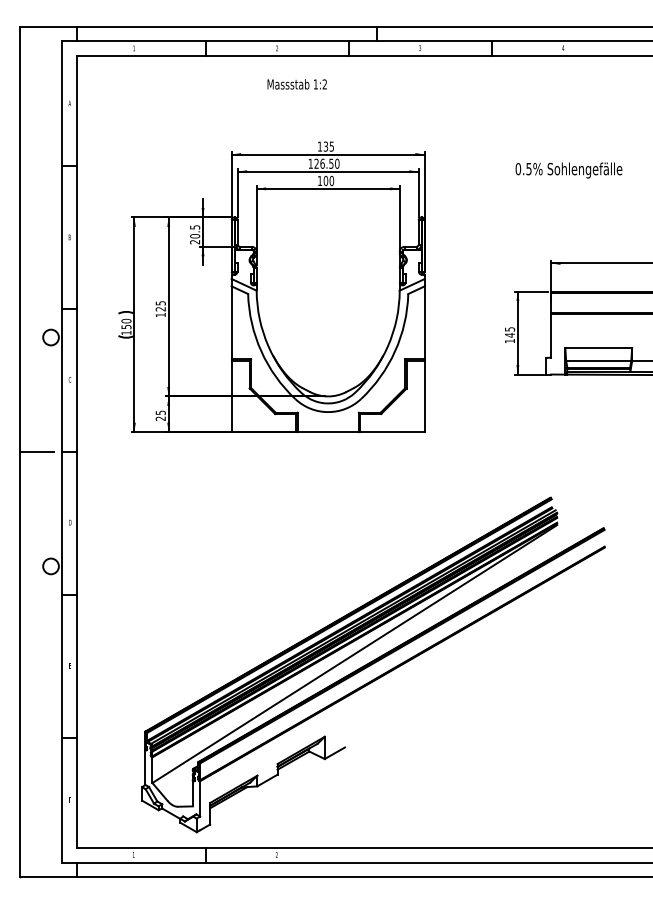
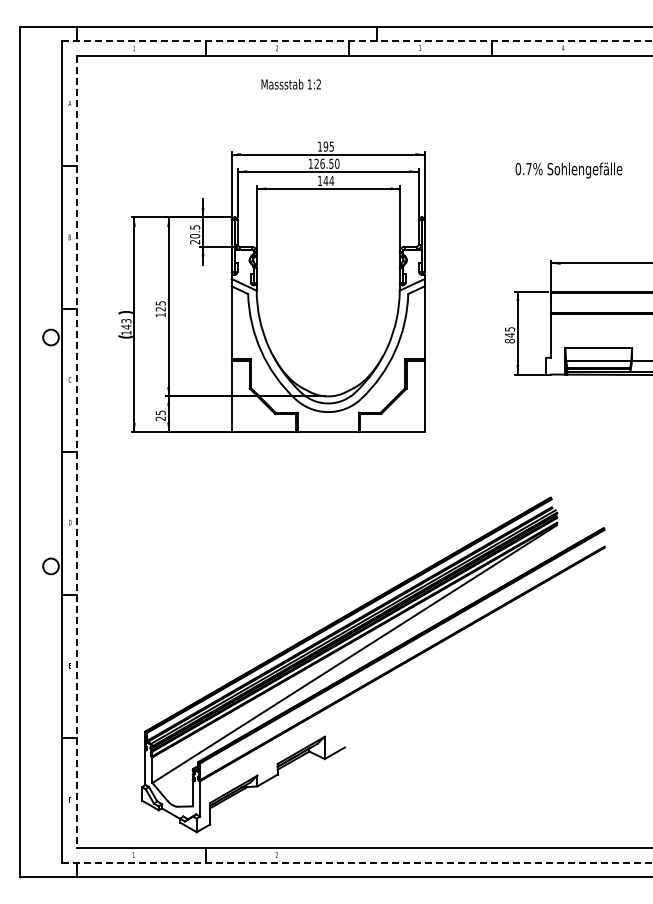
line: solid -> dashed (357, 41)
text position: (296, 84) -> (290, 84) (290, 84)
text: 135 -> 195 (325, 146)
text: 0.5% -> 0.7% (528, 169)
text: 100 -> 144 (328, 180)
text: 150 -> 143 (126, 323)
text: 145 -> 845 (509, 341)
line: present -> none (36, 452)
line: solid -> dashed (76, 452)
line: solid -> dashed (357, 862)
